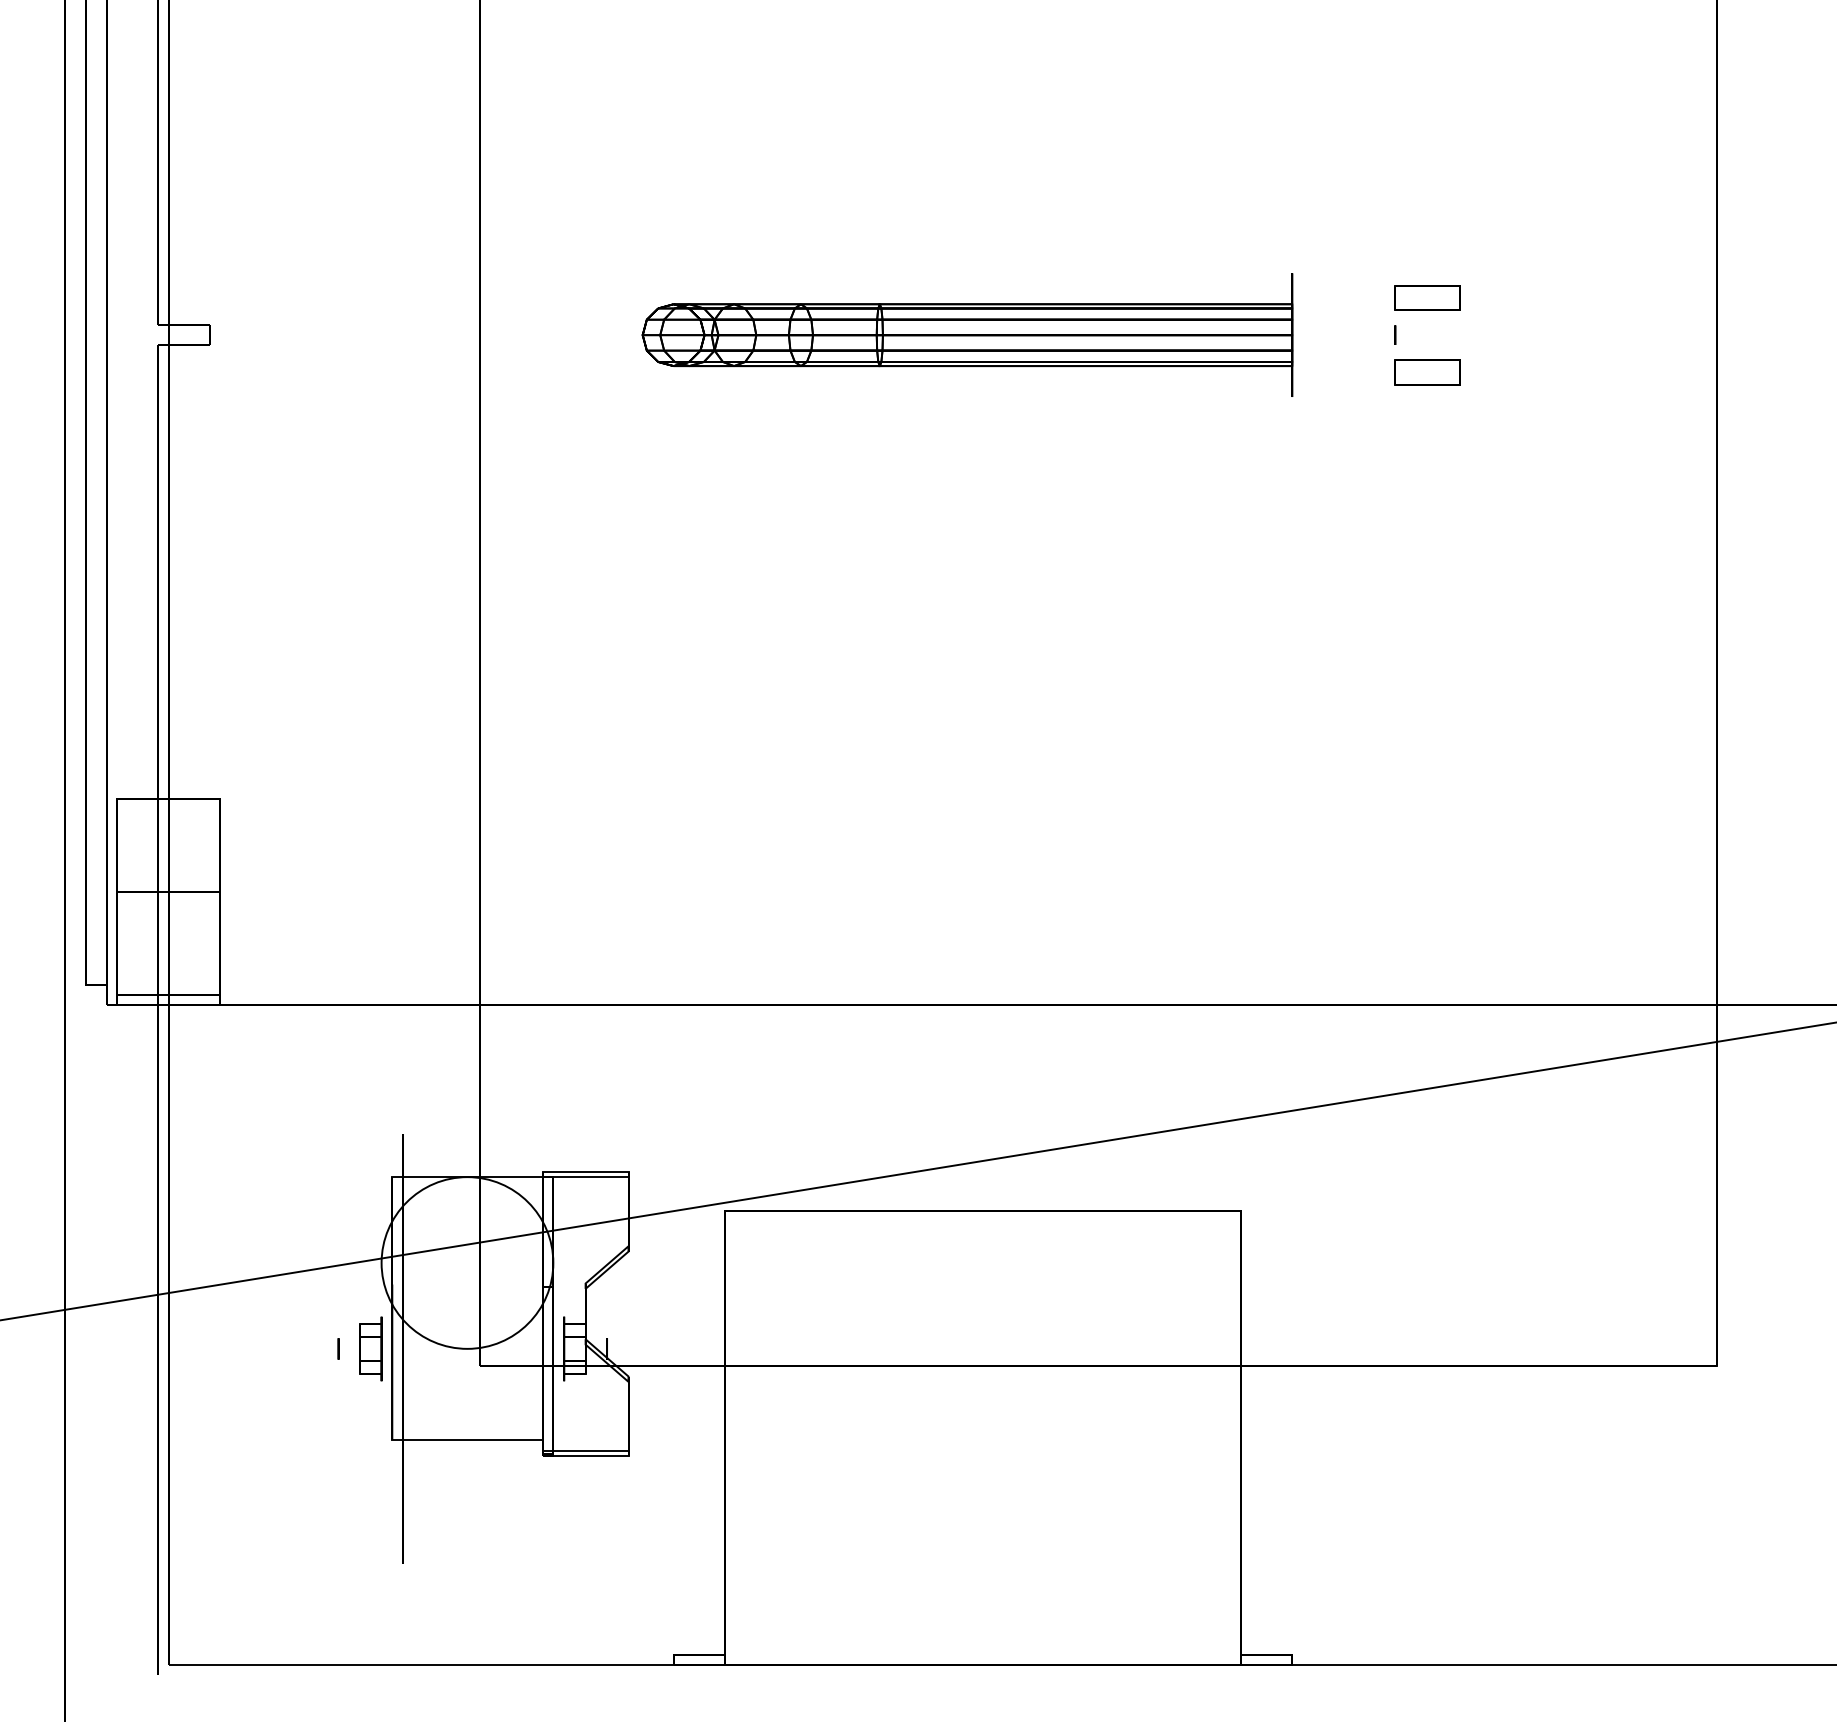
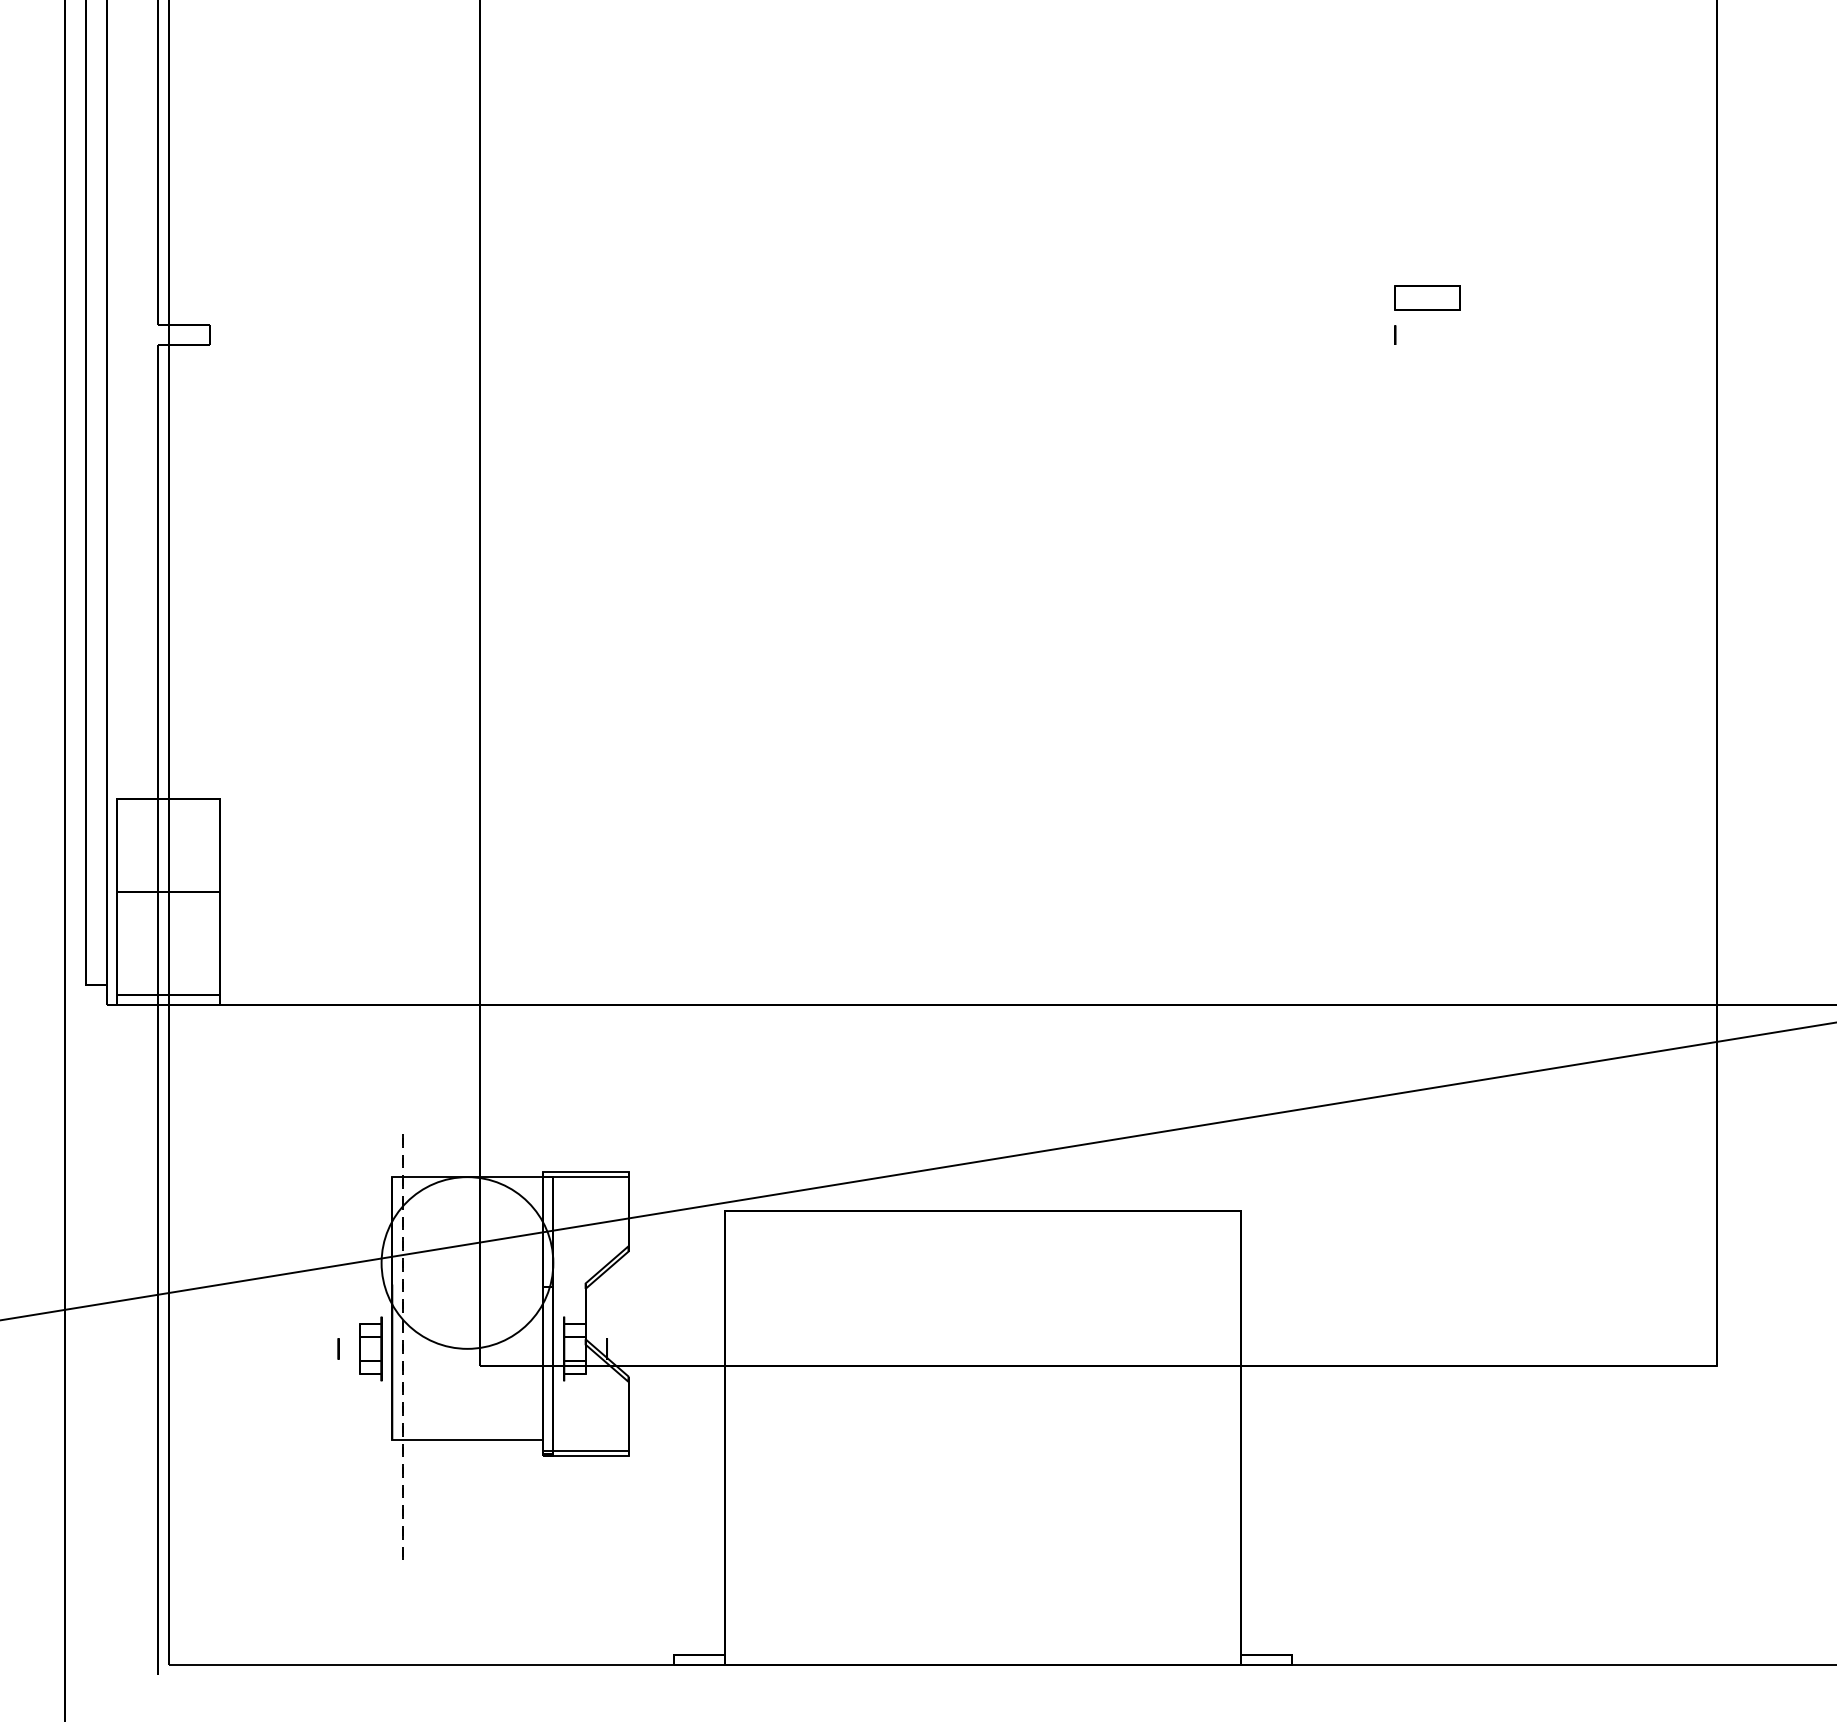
part: present -> none (967, 334)
part: present -> none (1427, 372)
circle: solid -> dashed (403, 1348)
